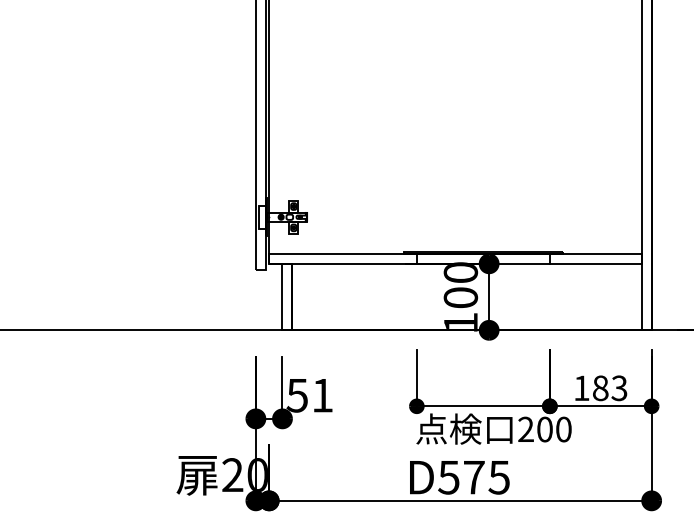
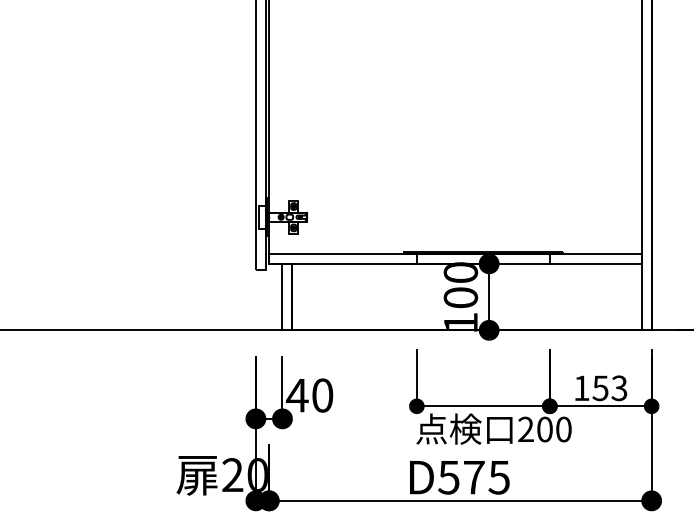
text: 183 -> 153 (600, 388)
text: 51 -> 40 (309, 395)
